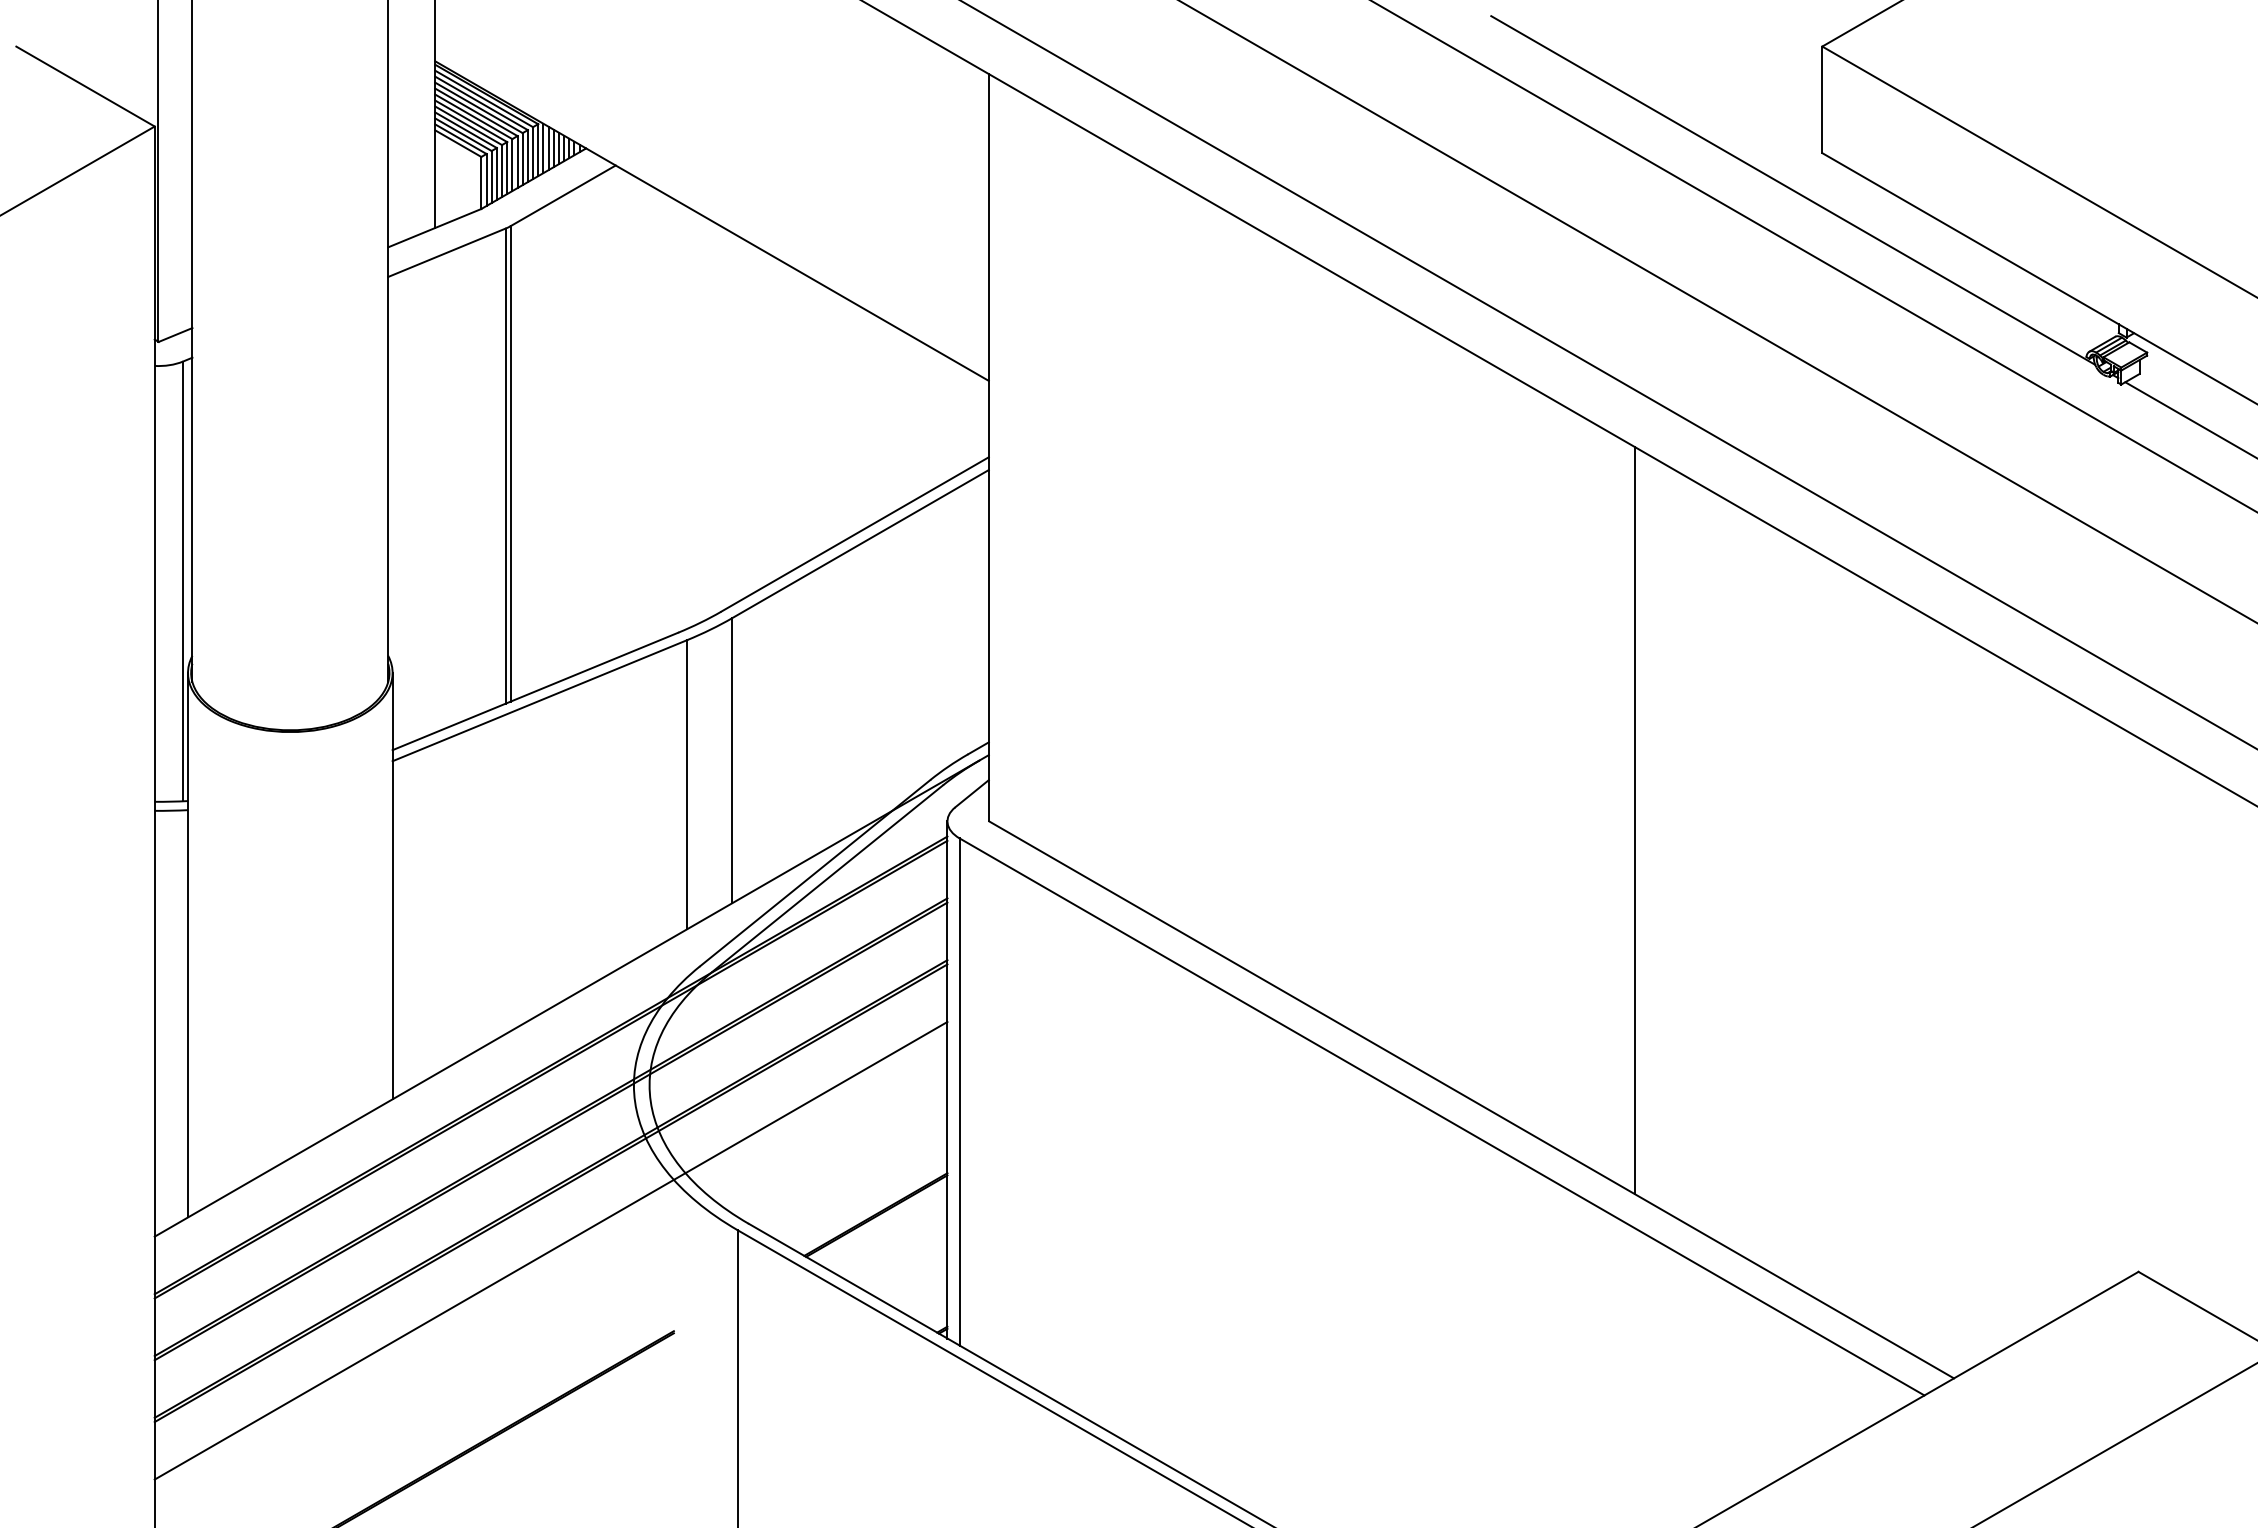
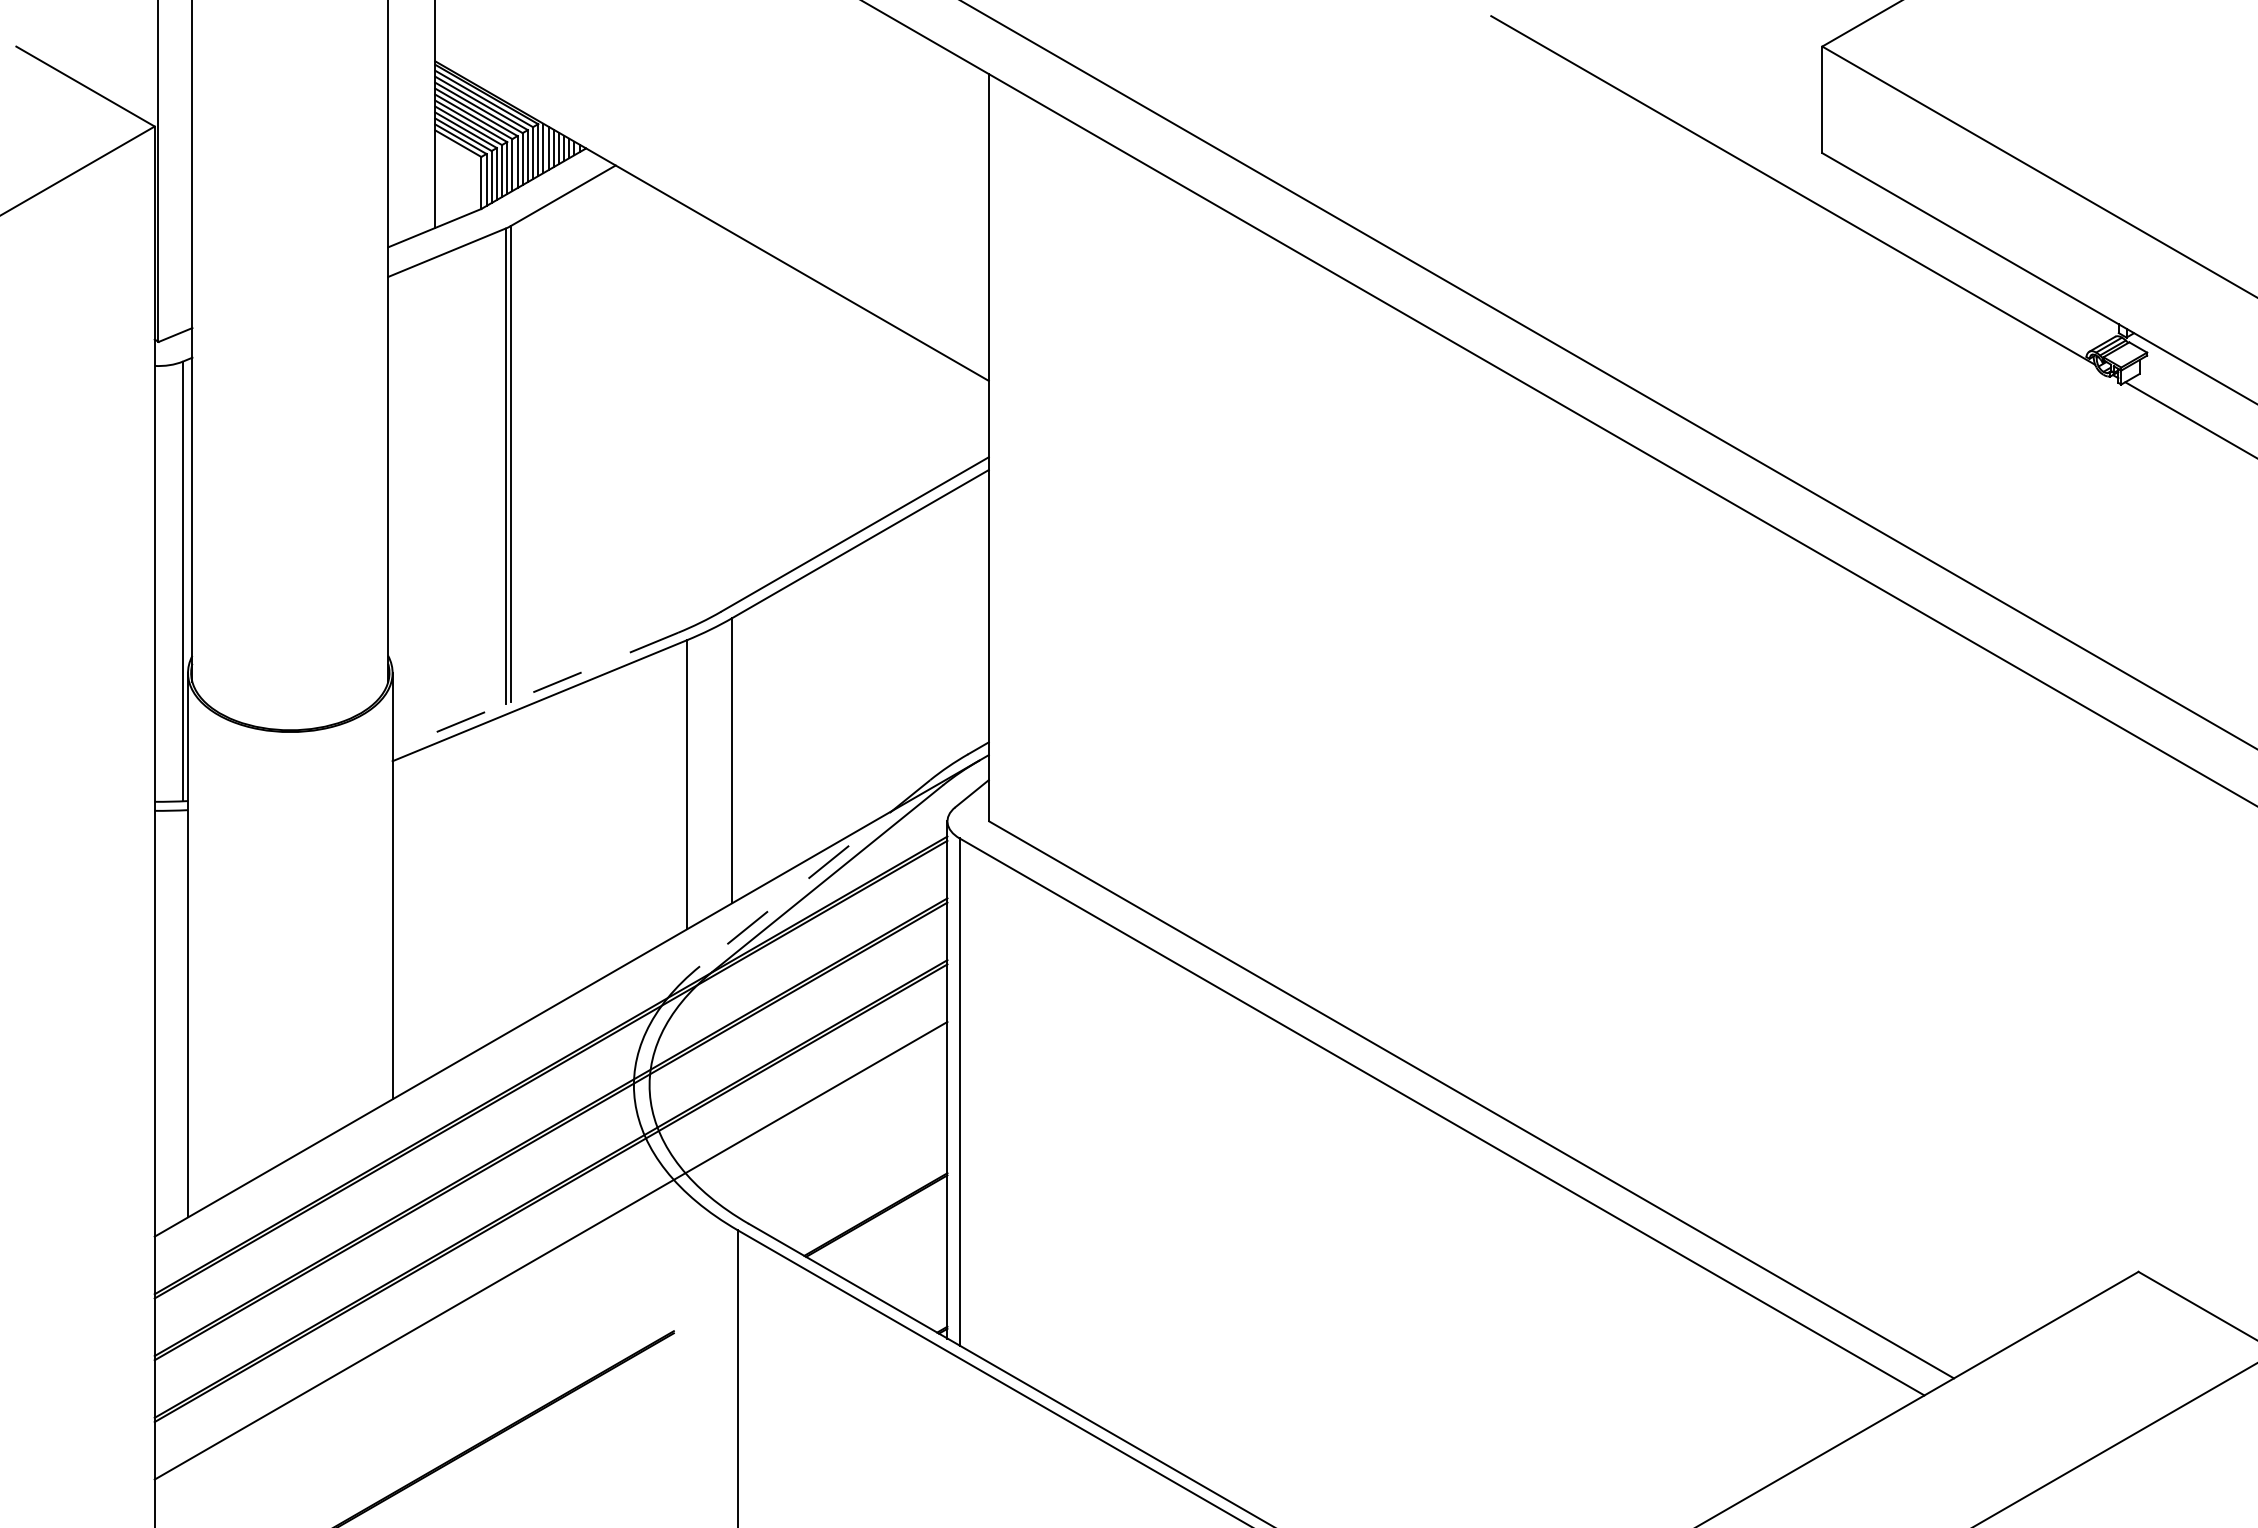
line: present -> none (1814, 256)
line: present -> none (1717, 311)
line: solid -> dashed (534, 691)
line: present -> none (1634, 820)
line: solid -> dashed (814, 873)
